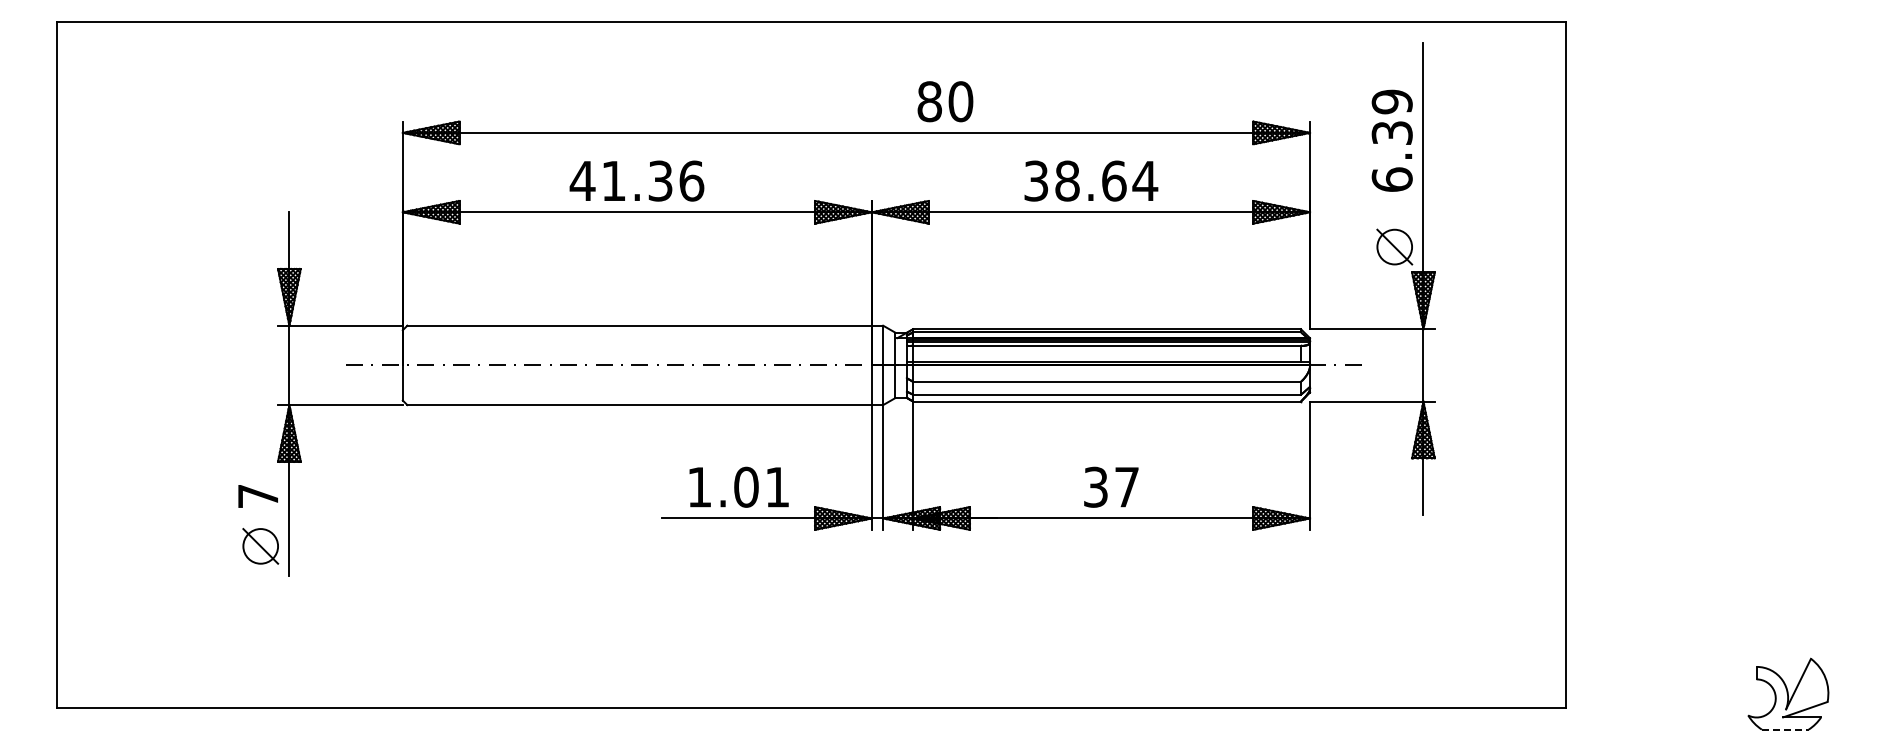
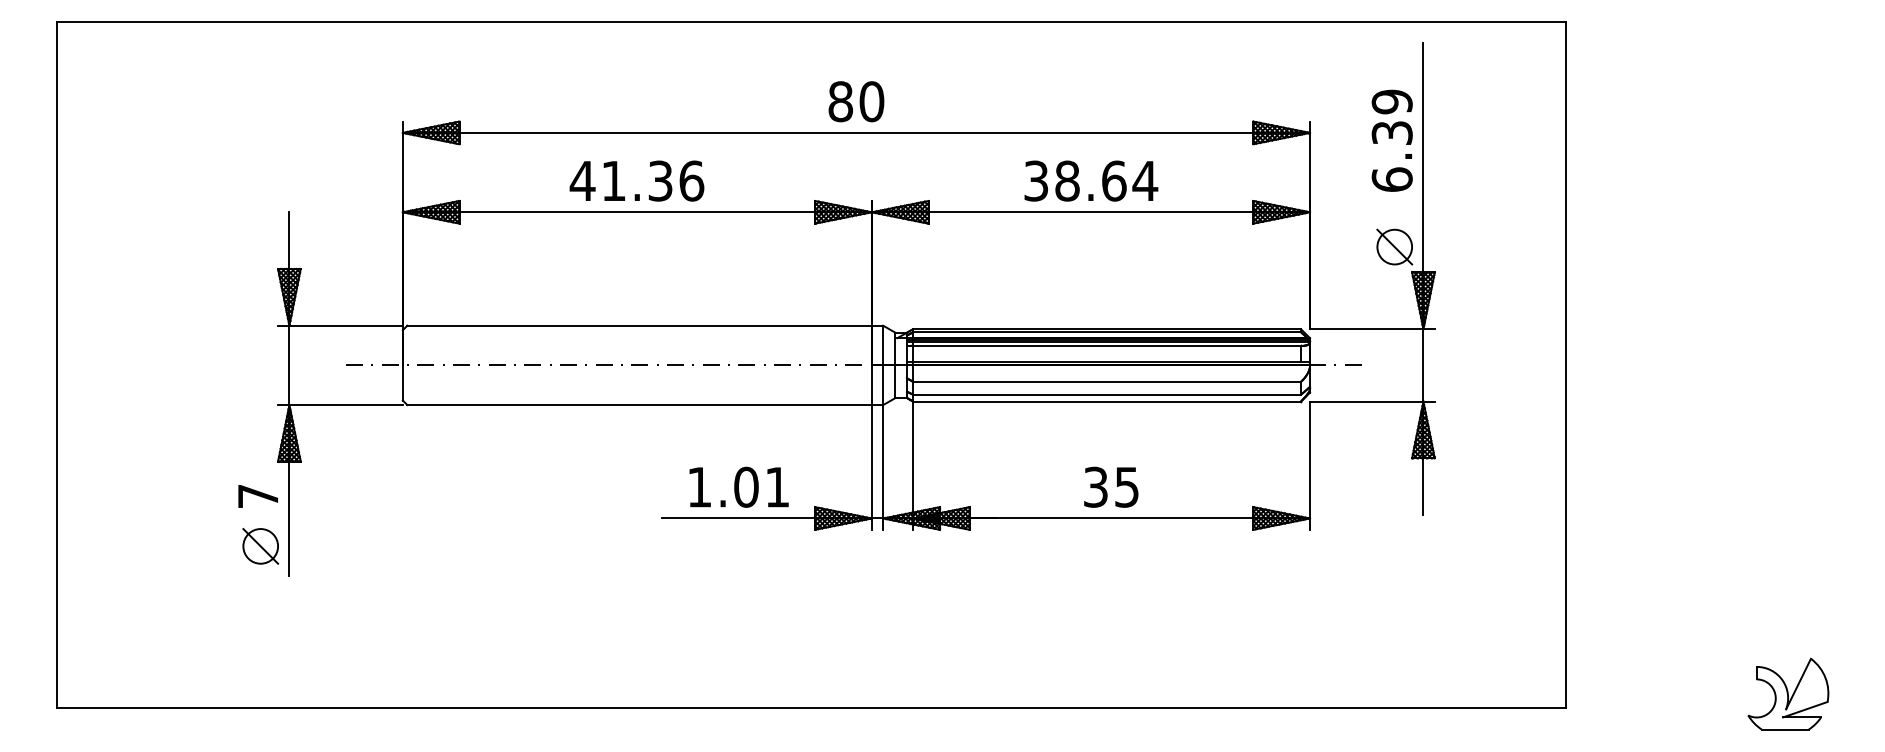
text position: (945, 101) -> (856, 101) (856, 101)
text: 37 -> 35 (1126, 487)
line: dashed -> solid (1785, 729)
